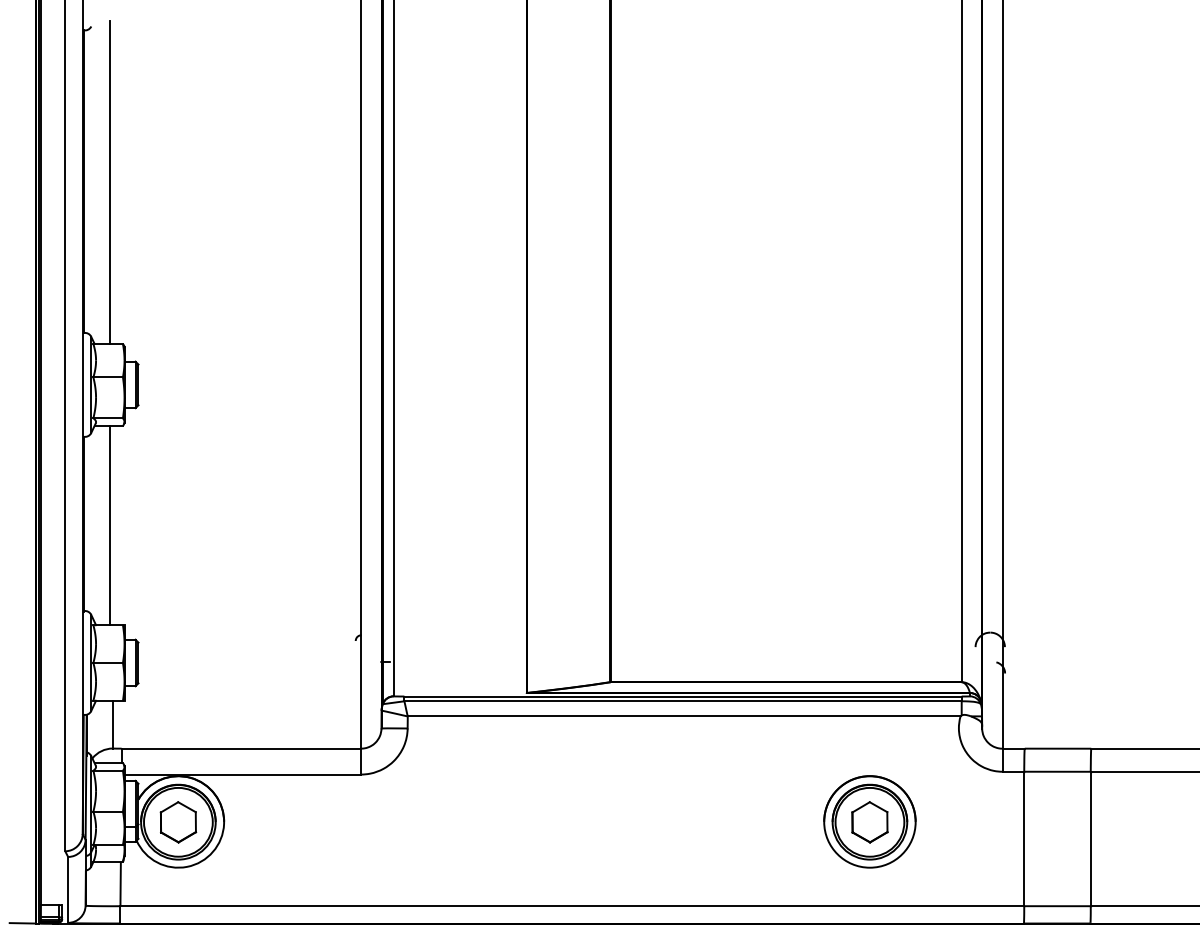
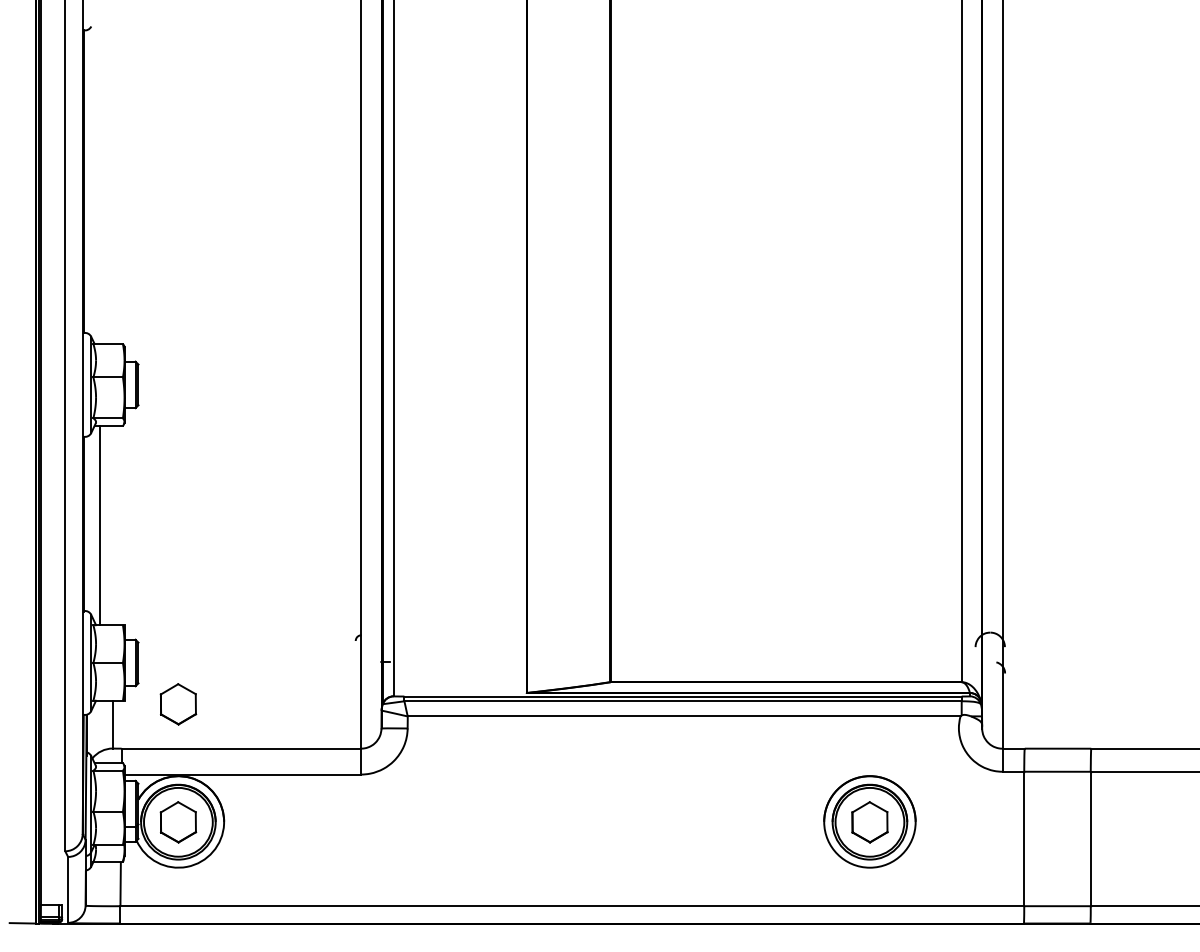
line: present -> none (110, 182)
line position: (110, 525) -> (100, 525) (100, 525)
part: none -> present (178, 704)
